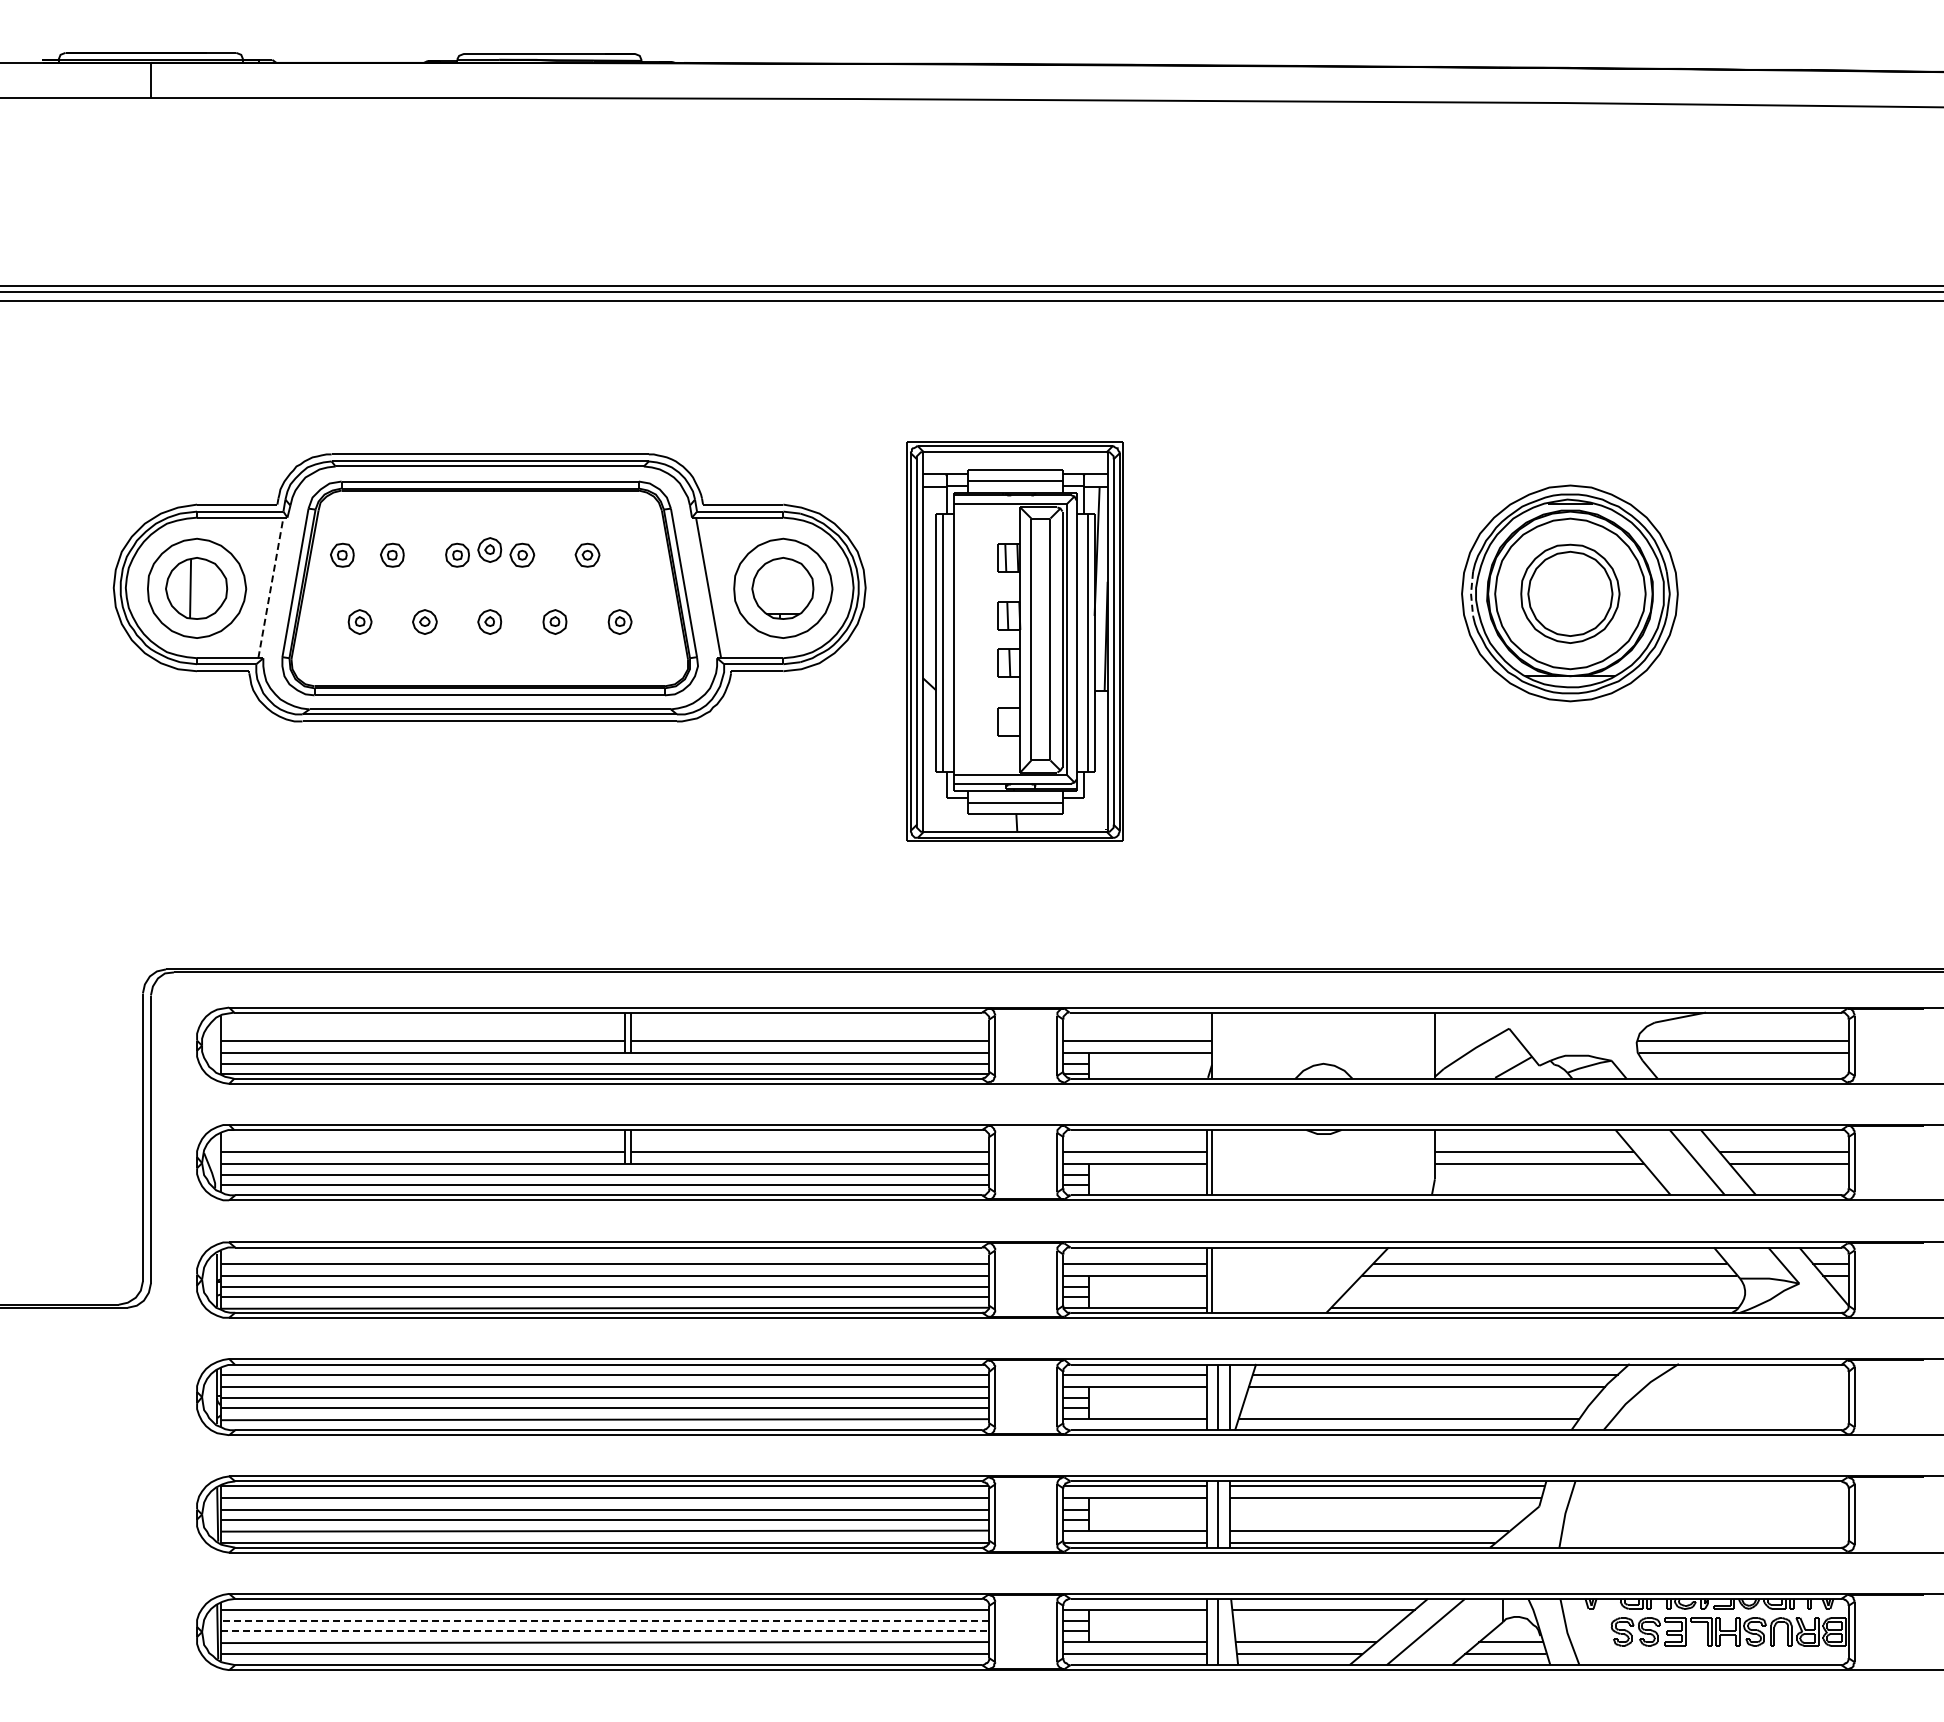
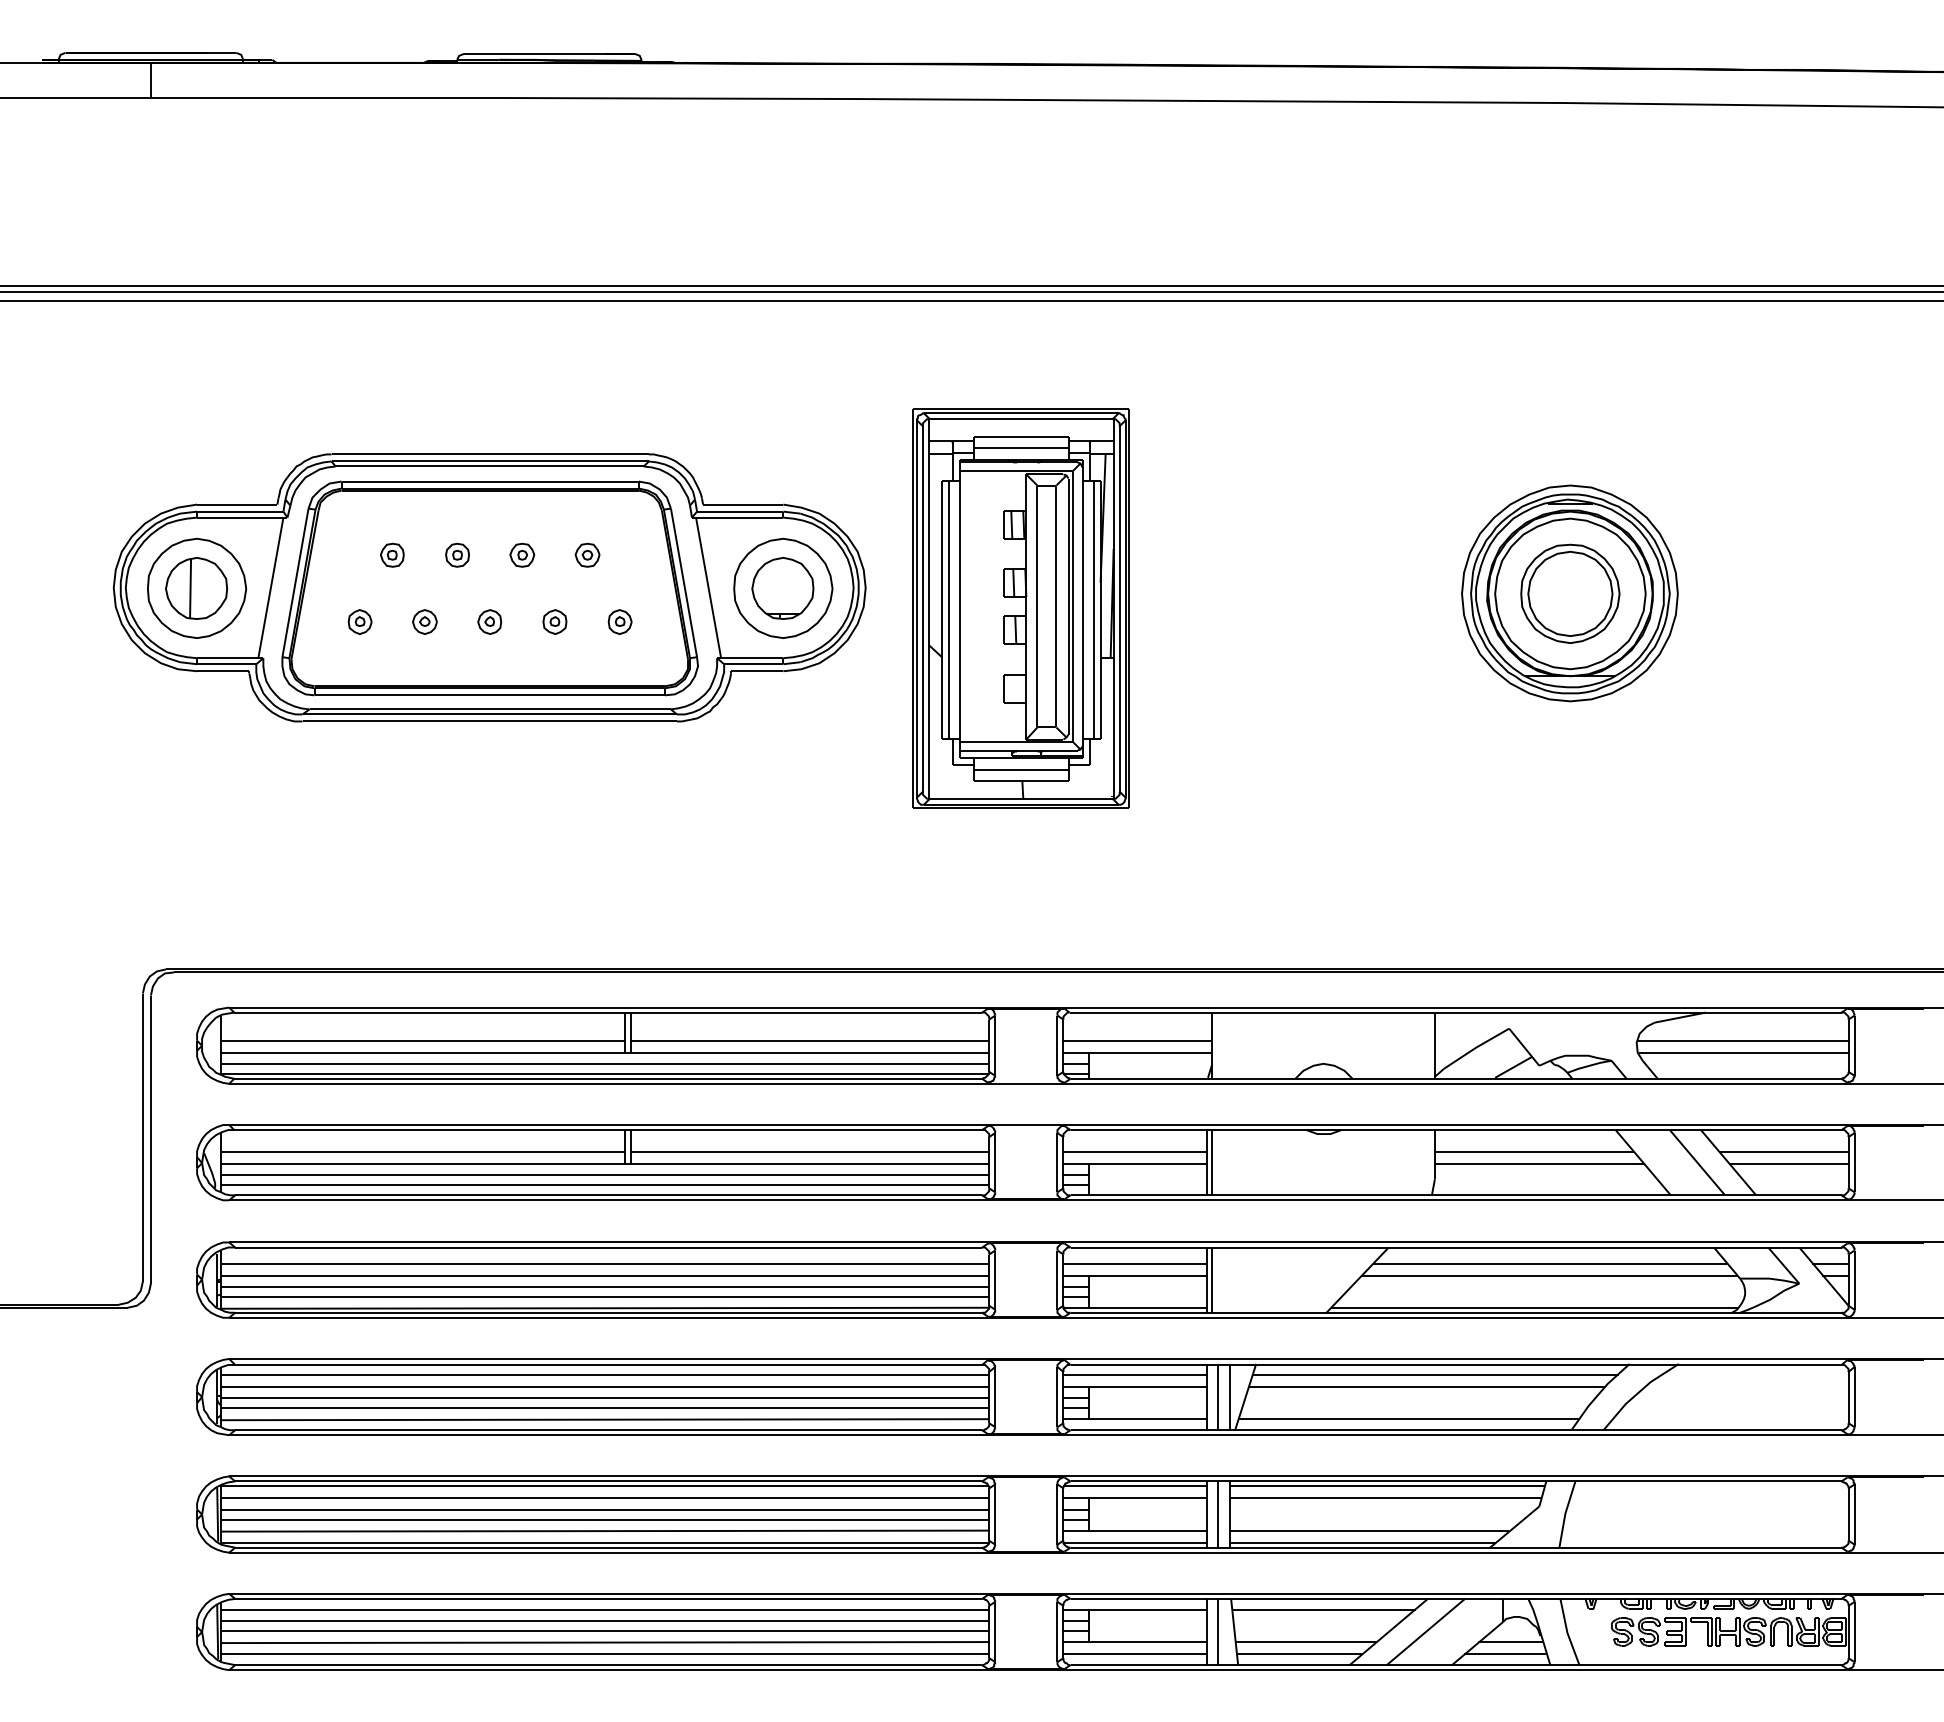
part: present -> none (489, 549)
part: present -> none (342, 554)
line: dashed -> solid (270, 587)
line: dashed -> solid (1471, 593)
part position: (1014, 641) -> (1020, 608) (1020, 608)
line: dashed -> solid (604, 1620)
line: dashed -> solid (605, 1630)
